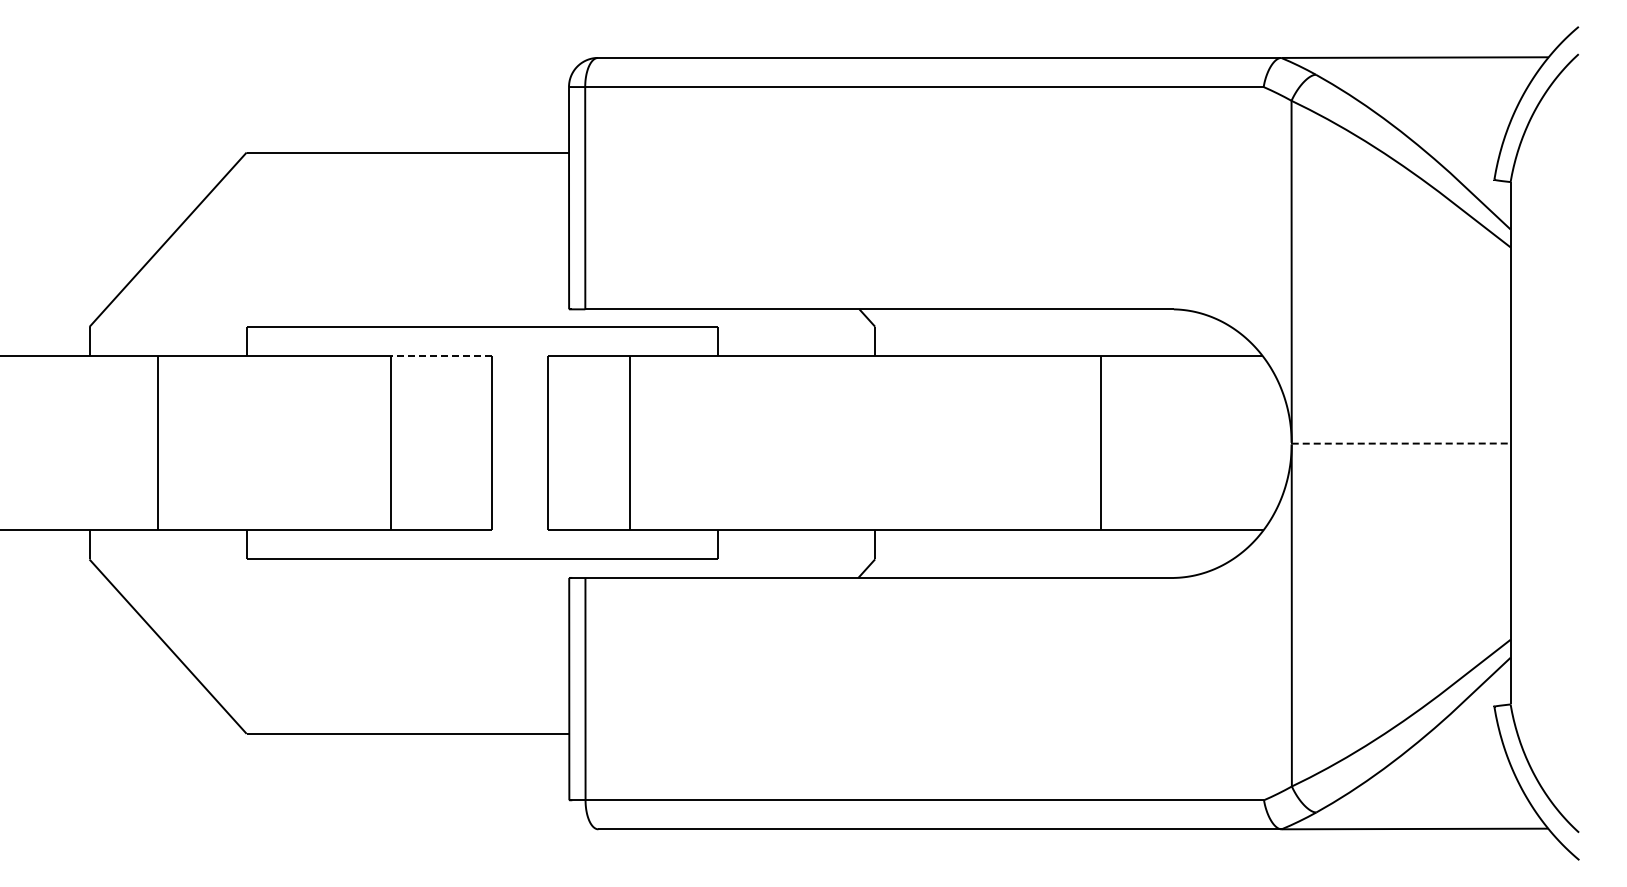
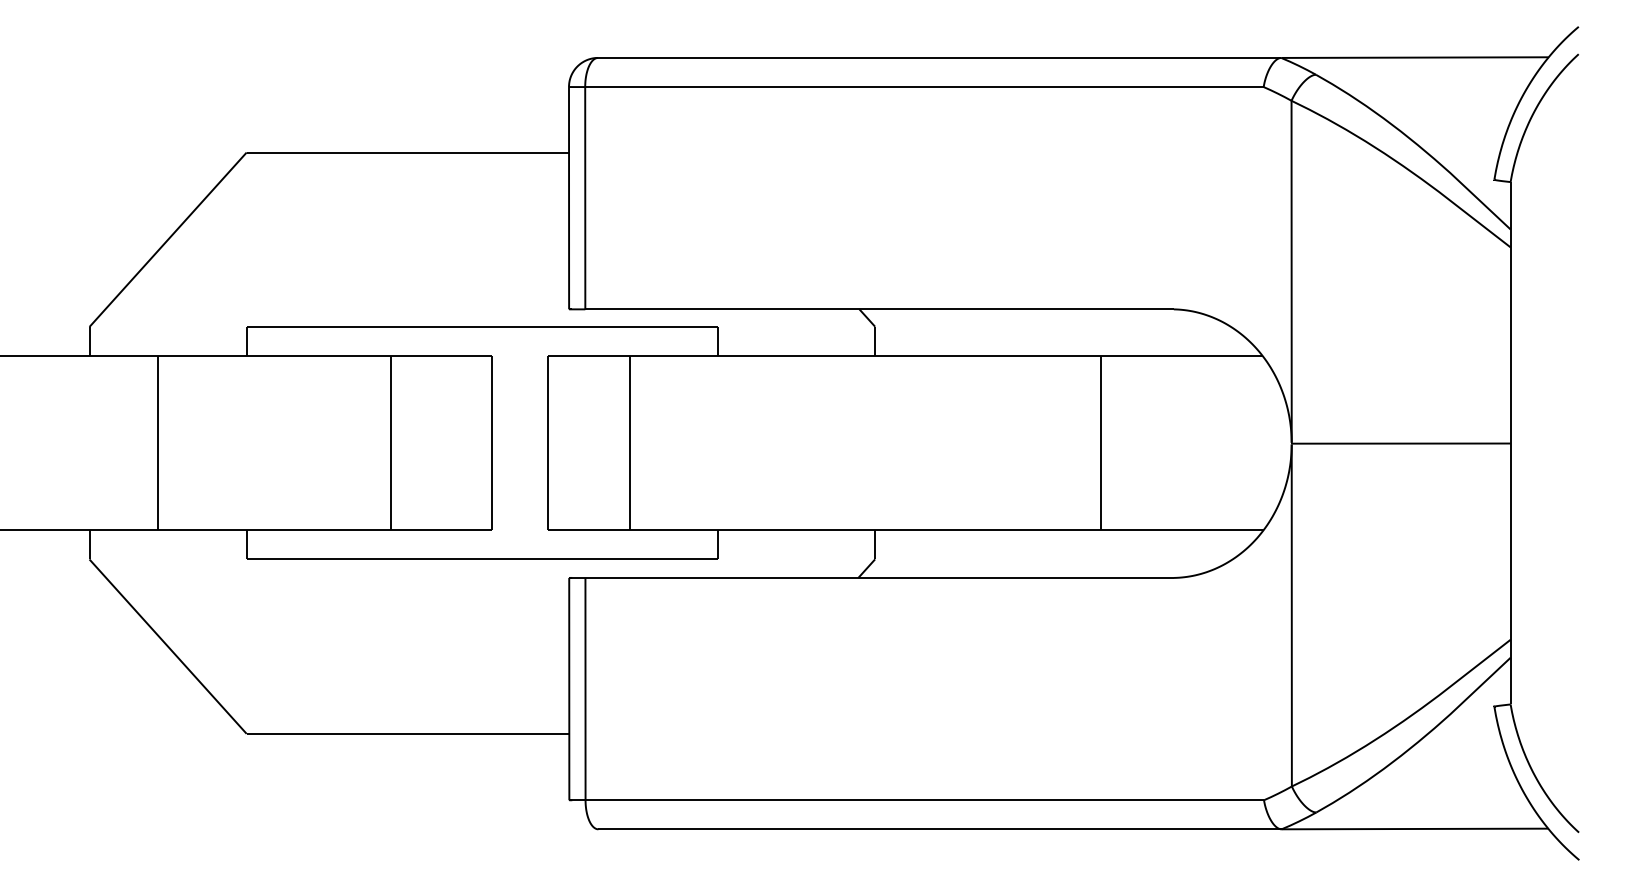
line: dashed -> solid (441, 355)
line: dashed -> solid (1401, 443)
